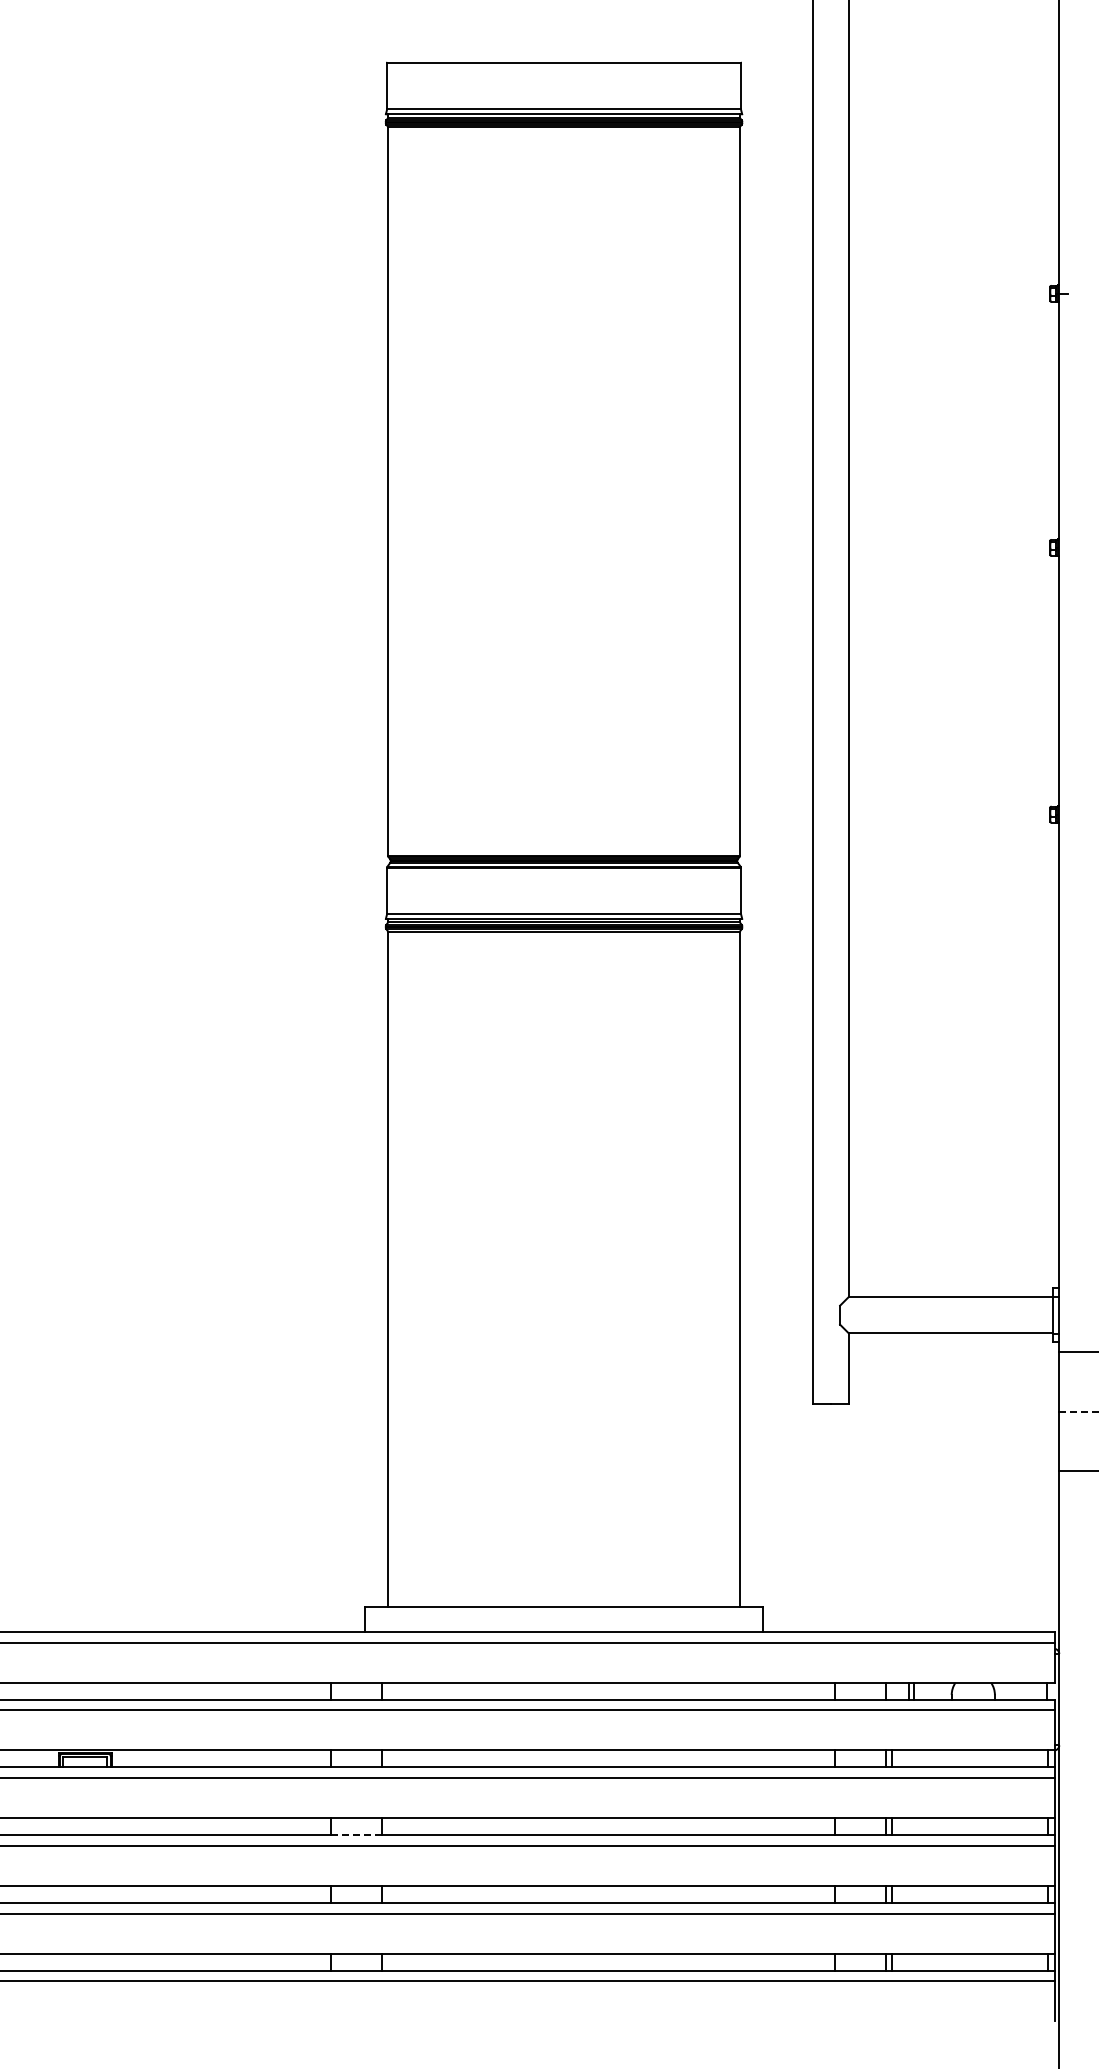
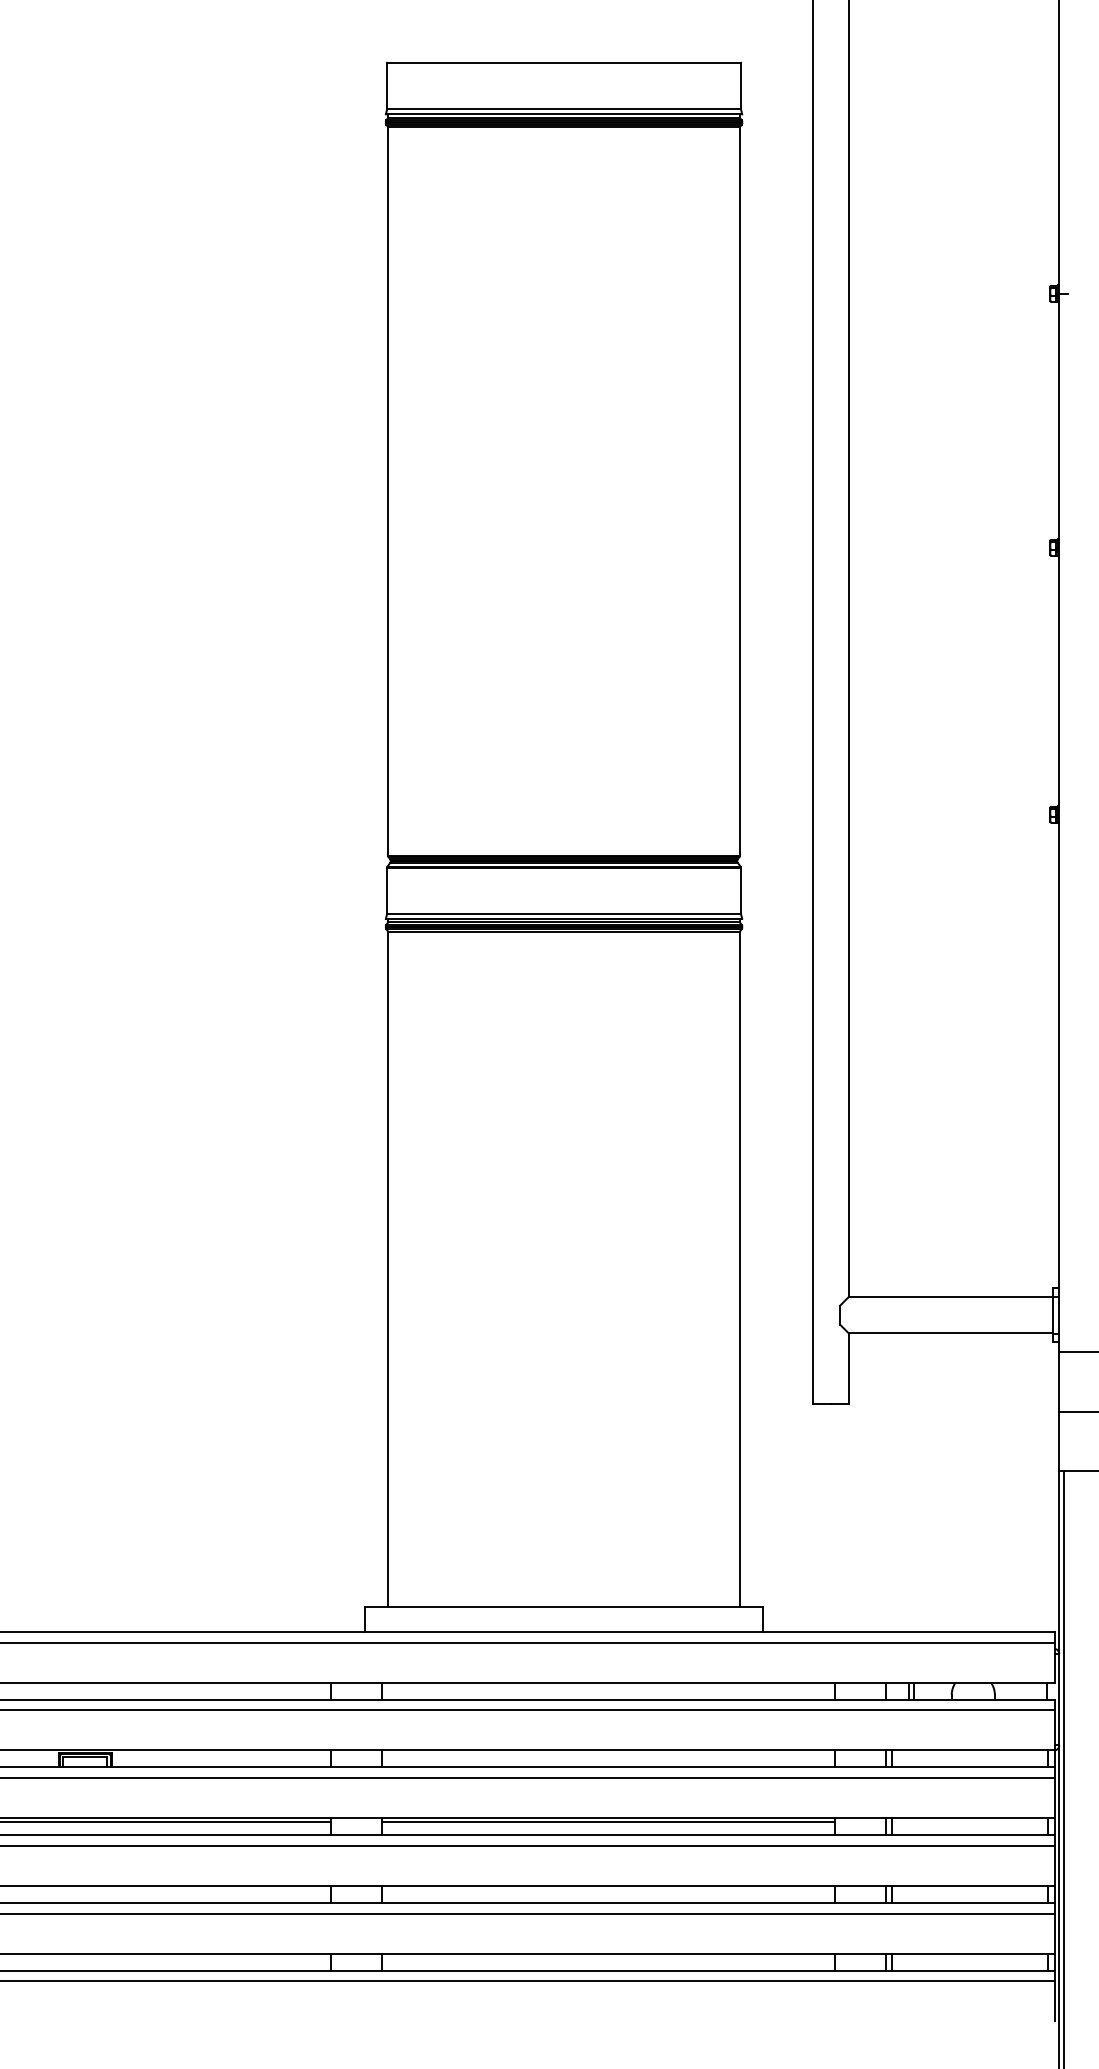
line: dashed -> solid (1079, 1411)
line: none -> present (1064, 1768)
line: none -> present (166, 1822)
line: none -> present (607, 1822)
line: dashed -> solid (356, 1835)
